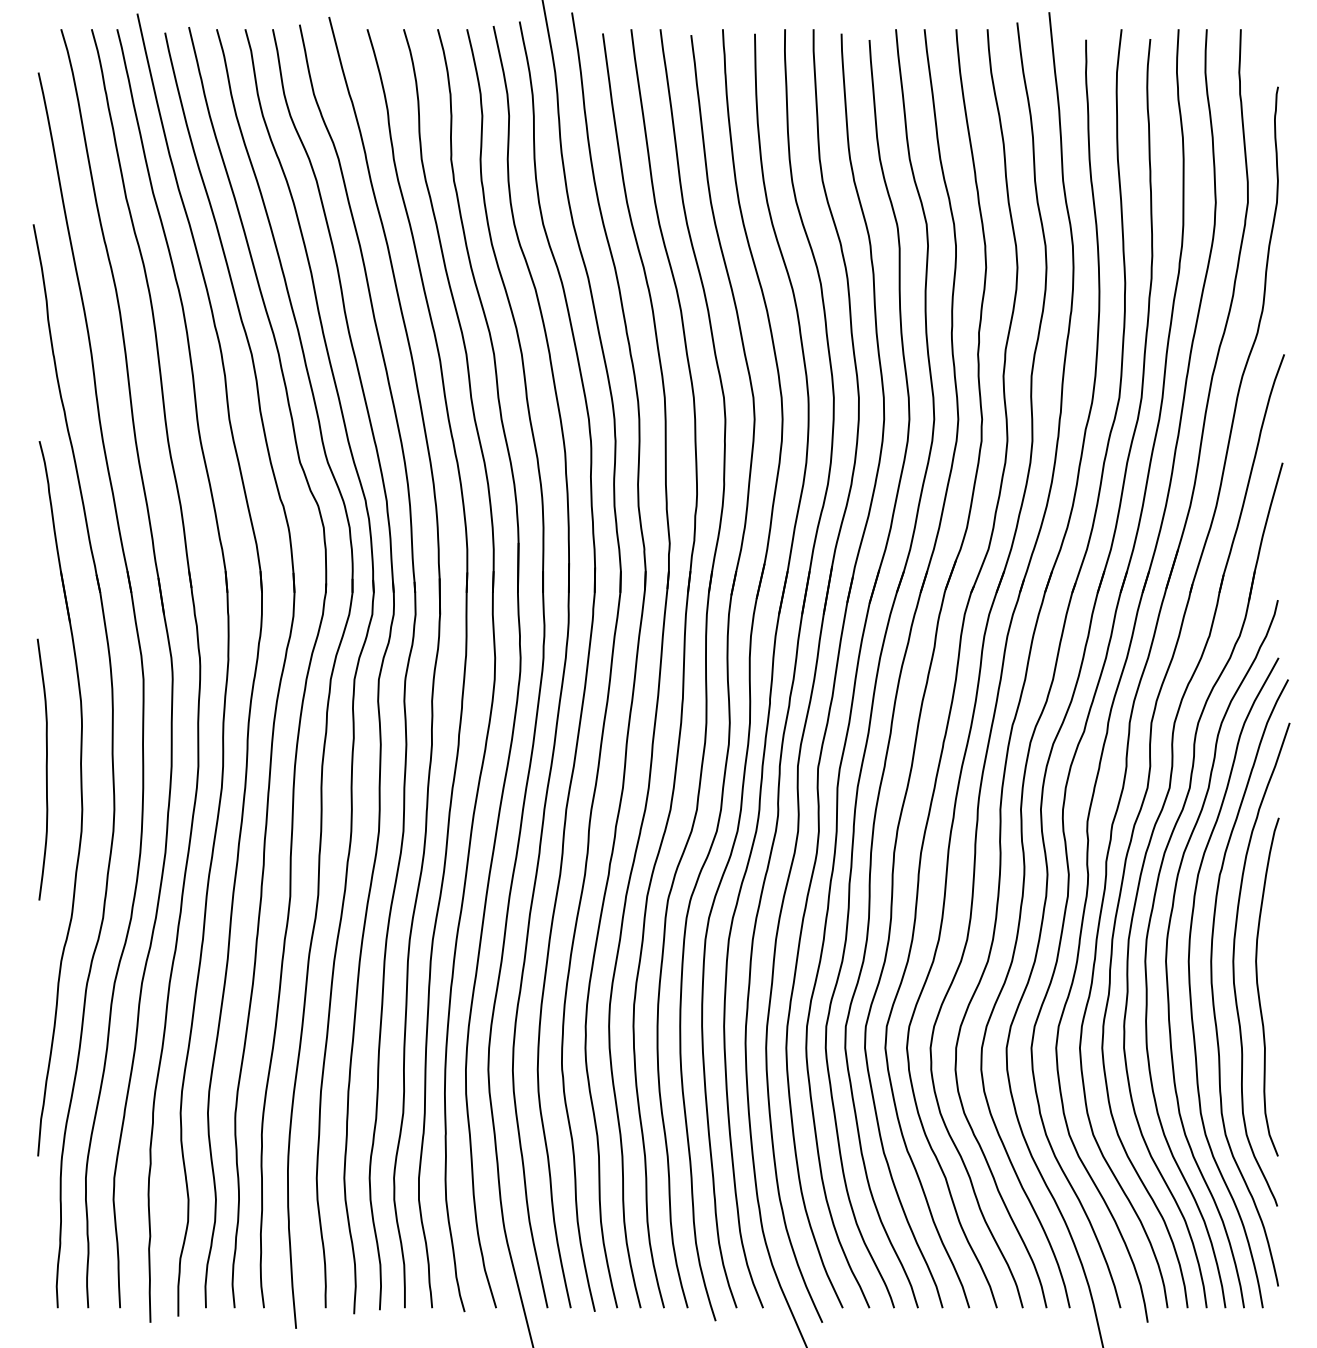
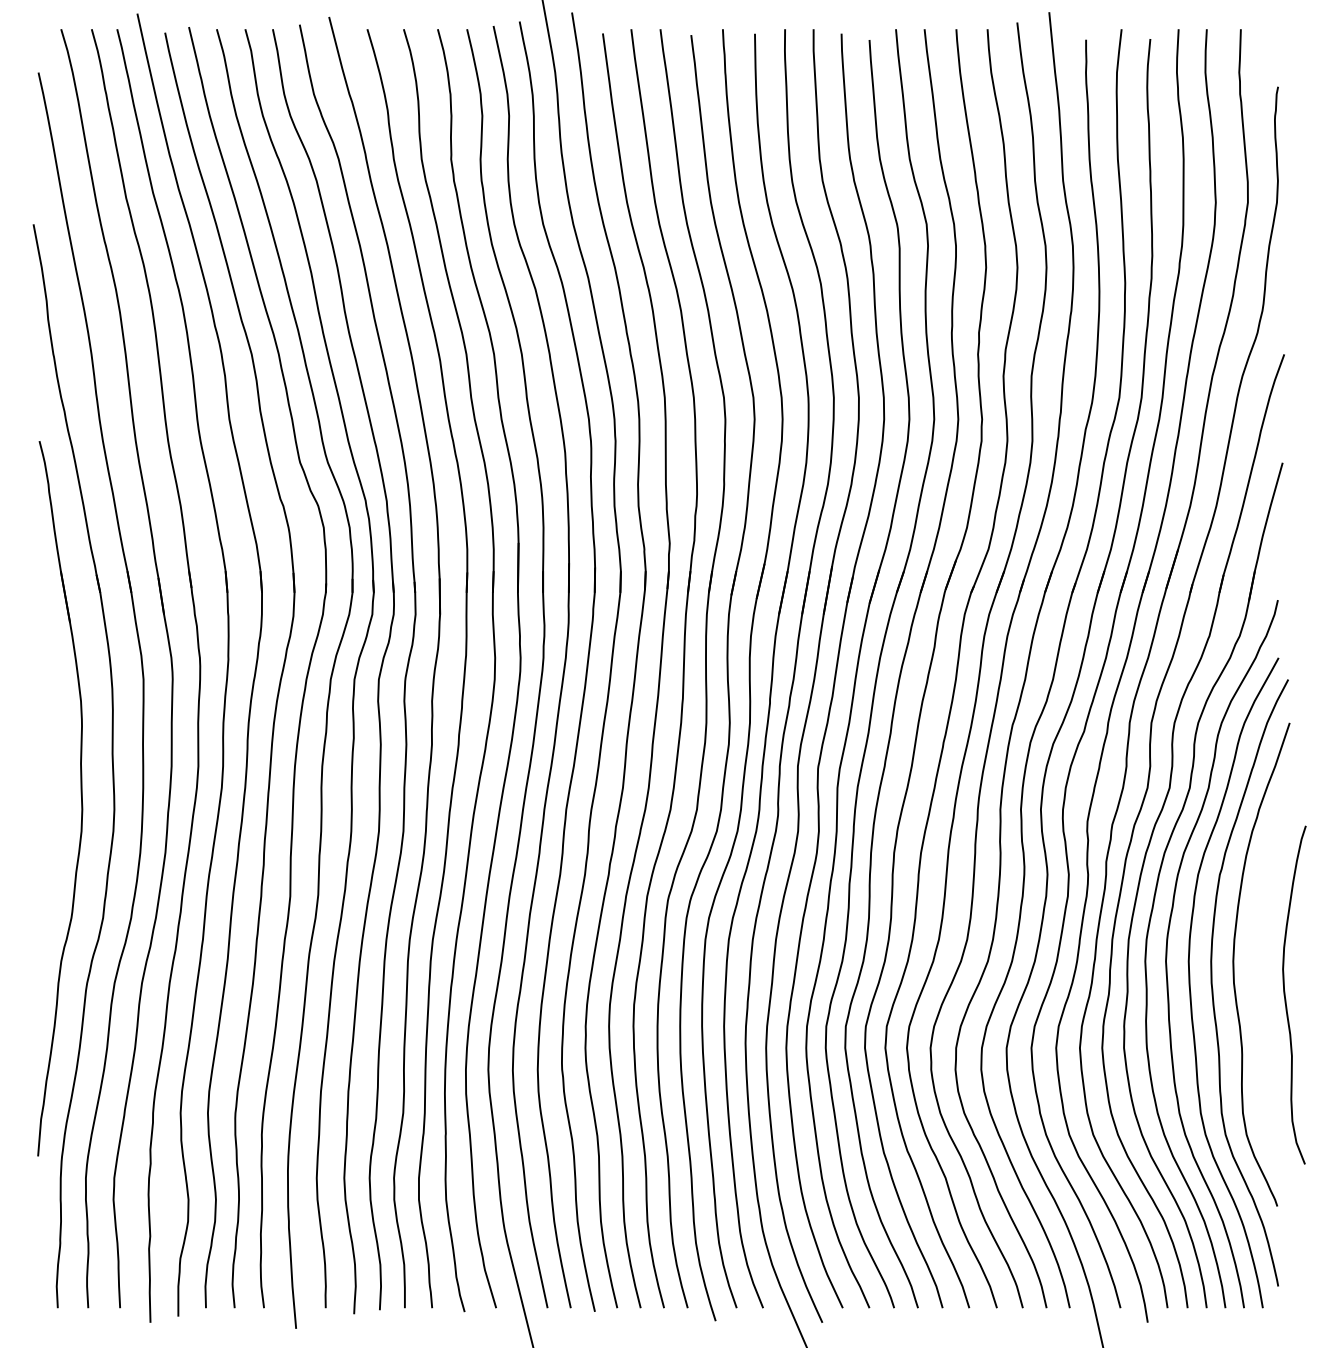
curve: present -> none (45, 769)
curve position: (1258, 986) -> (1285, 994) (1285, 994)
